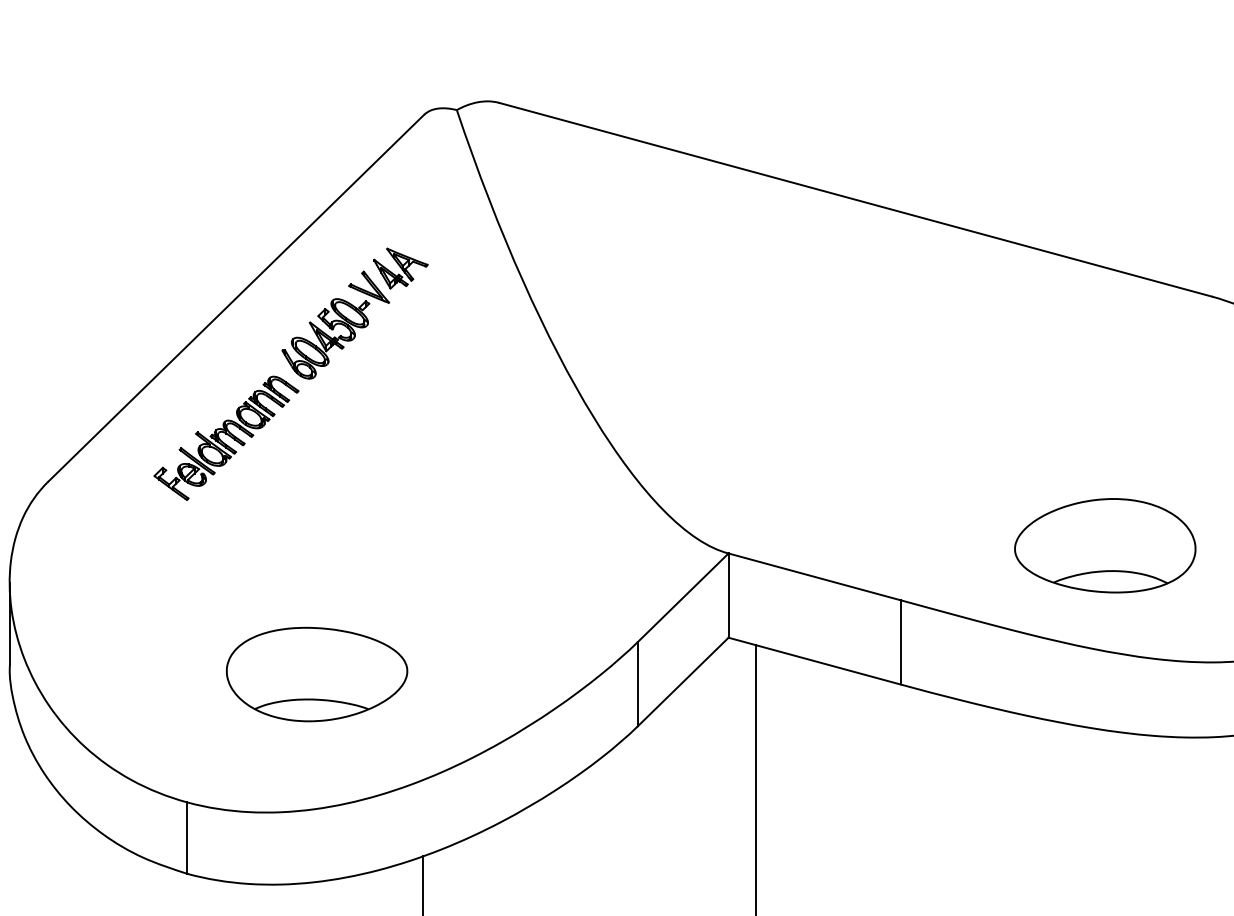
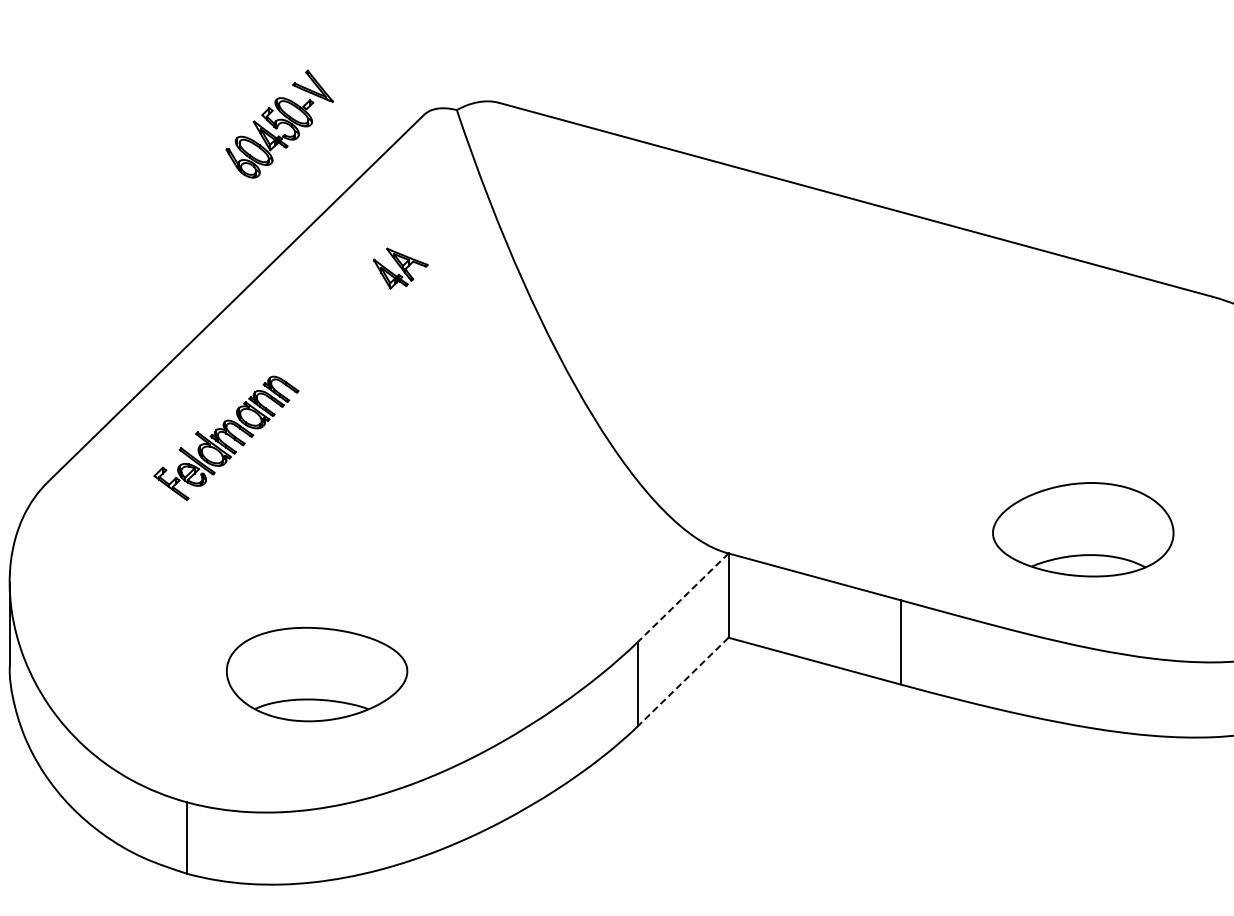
part position: (335, 324) -> (279, 123) (279, 123)
part position: (1105, 545) -> (1083, 529) (1083, 529)
line: solid -> dashed (682, 598)
line: solid -> dashed (682, 682)
line: present -> none (756, 778)
line: present -> none (422, 883)
